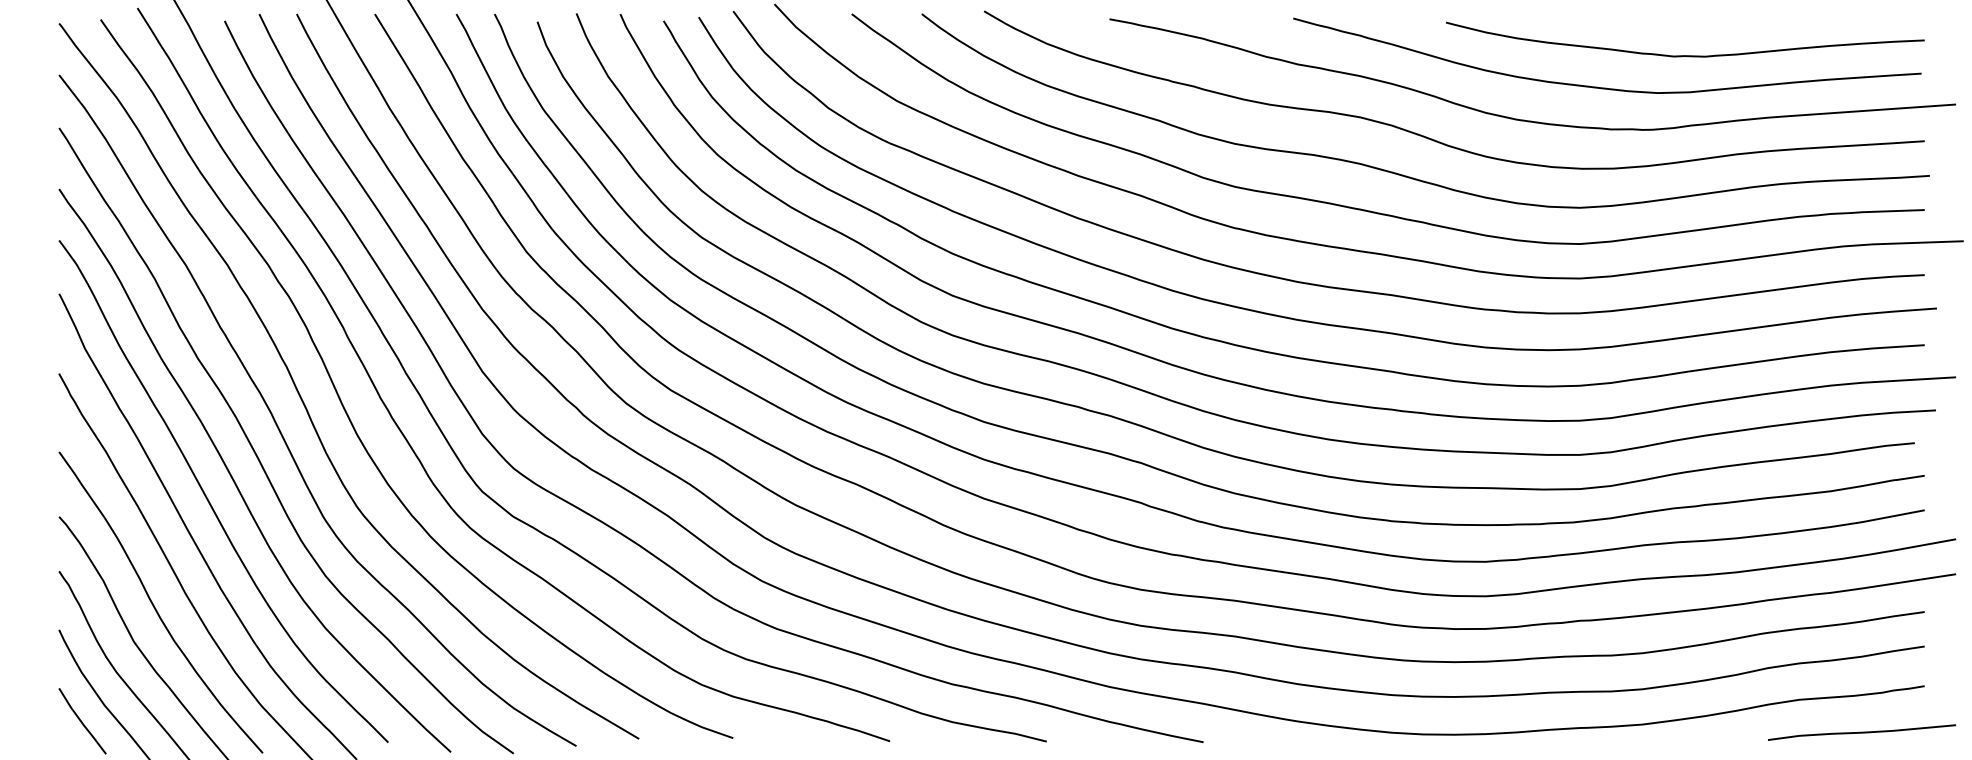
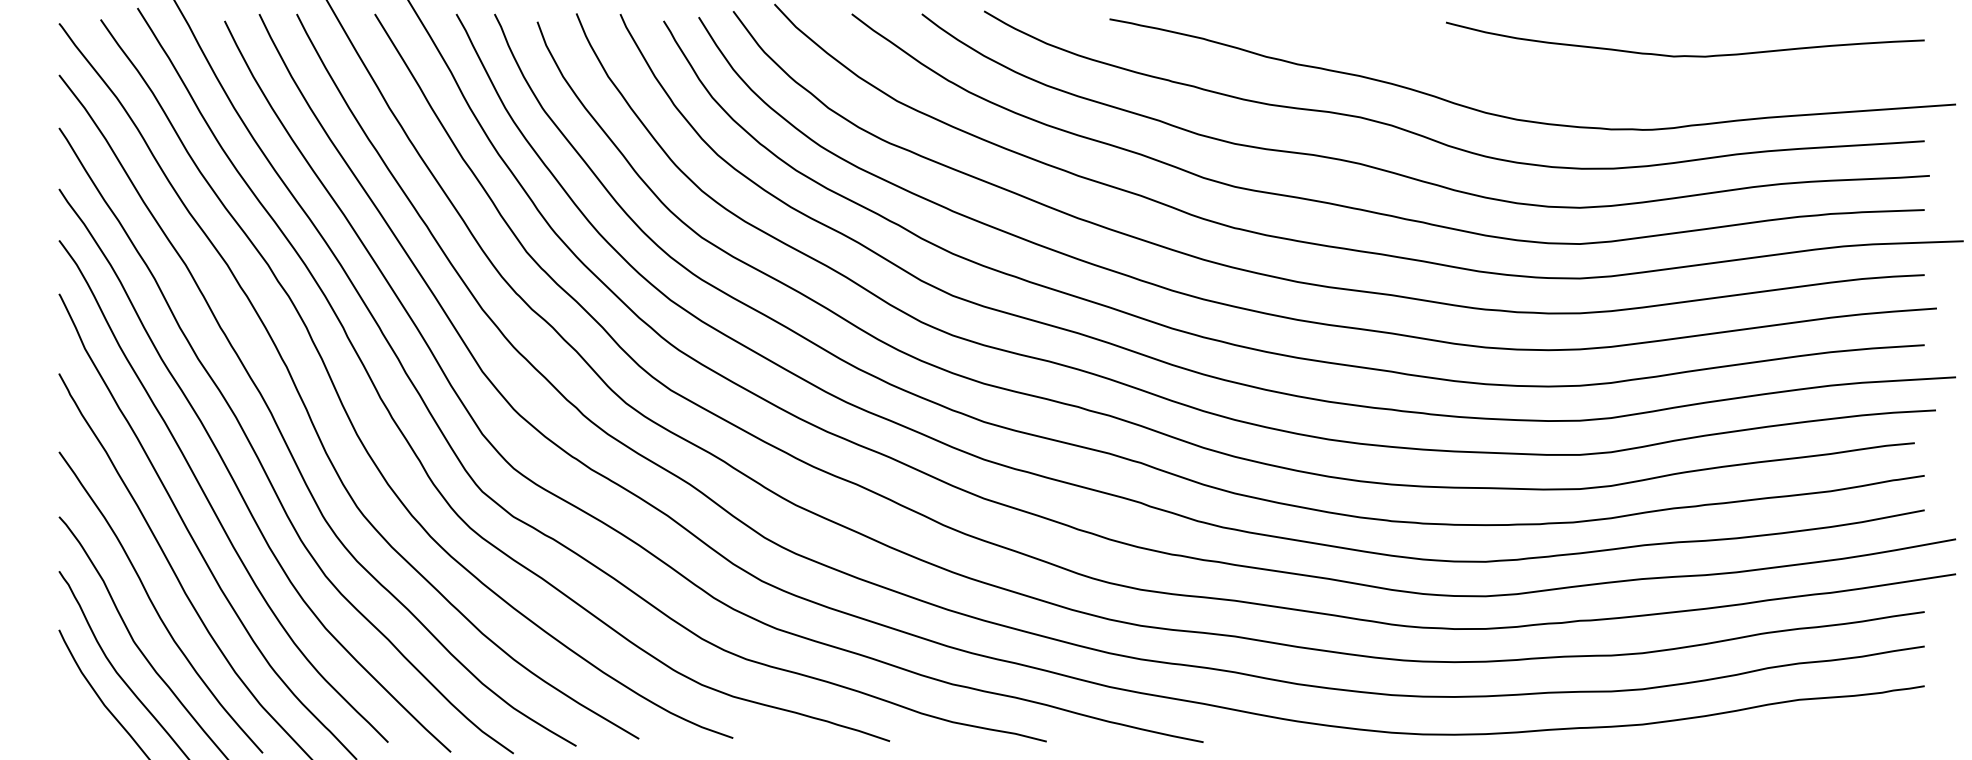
curve: present -> none (1606, 87)
line: present -> none (82, 721)
curve: present -> none (1862, 732)
